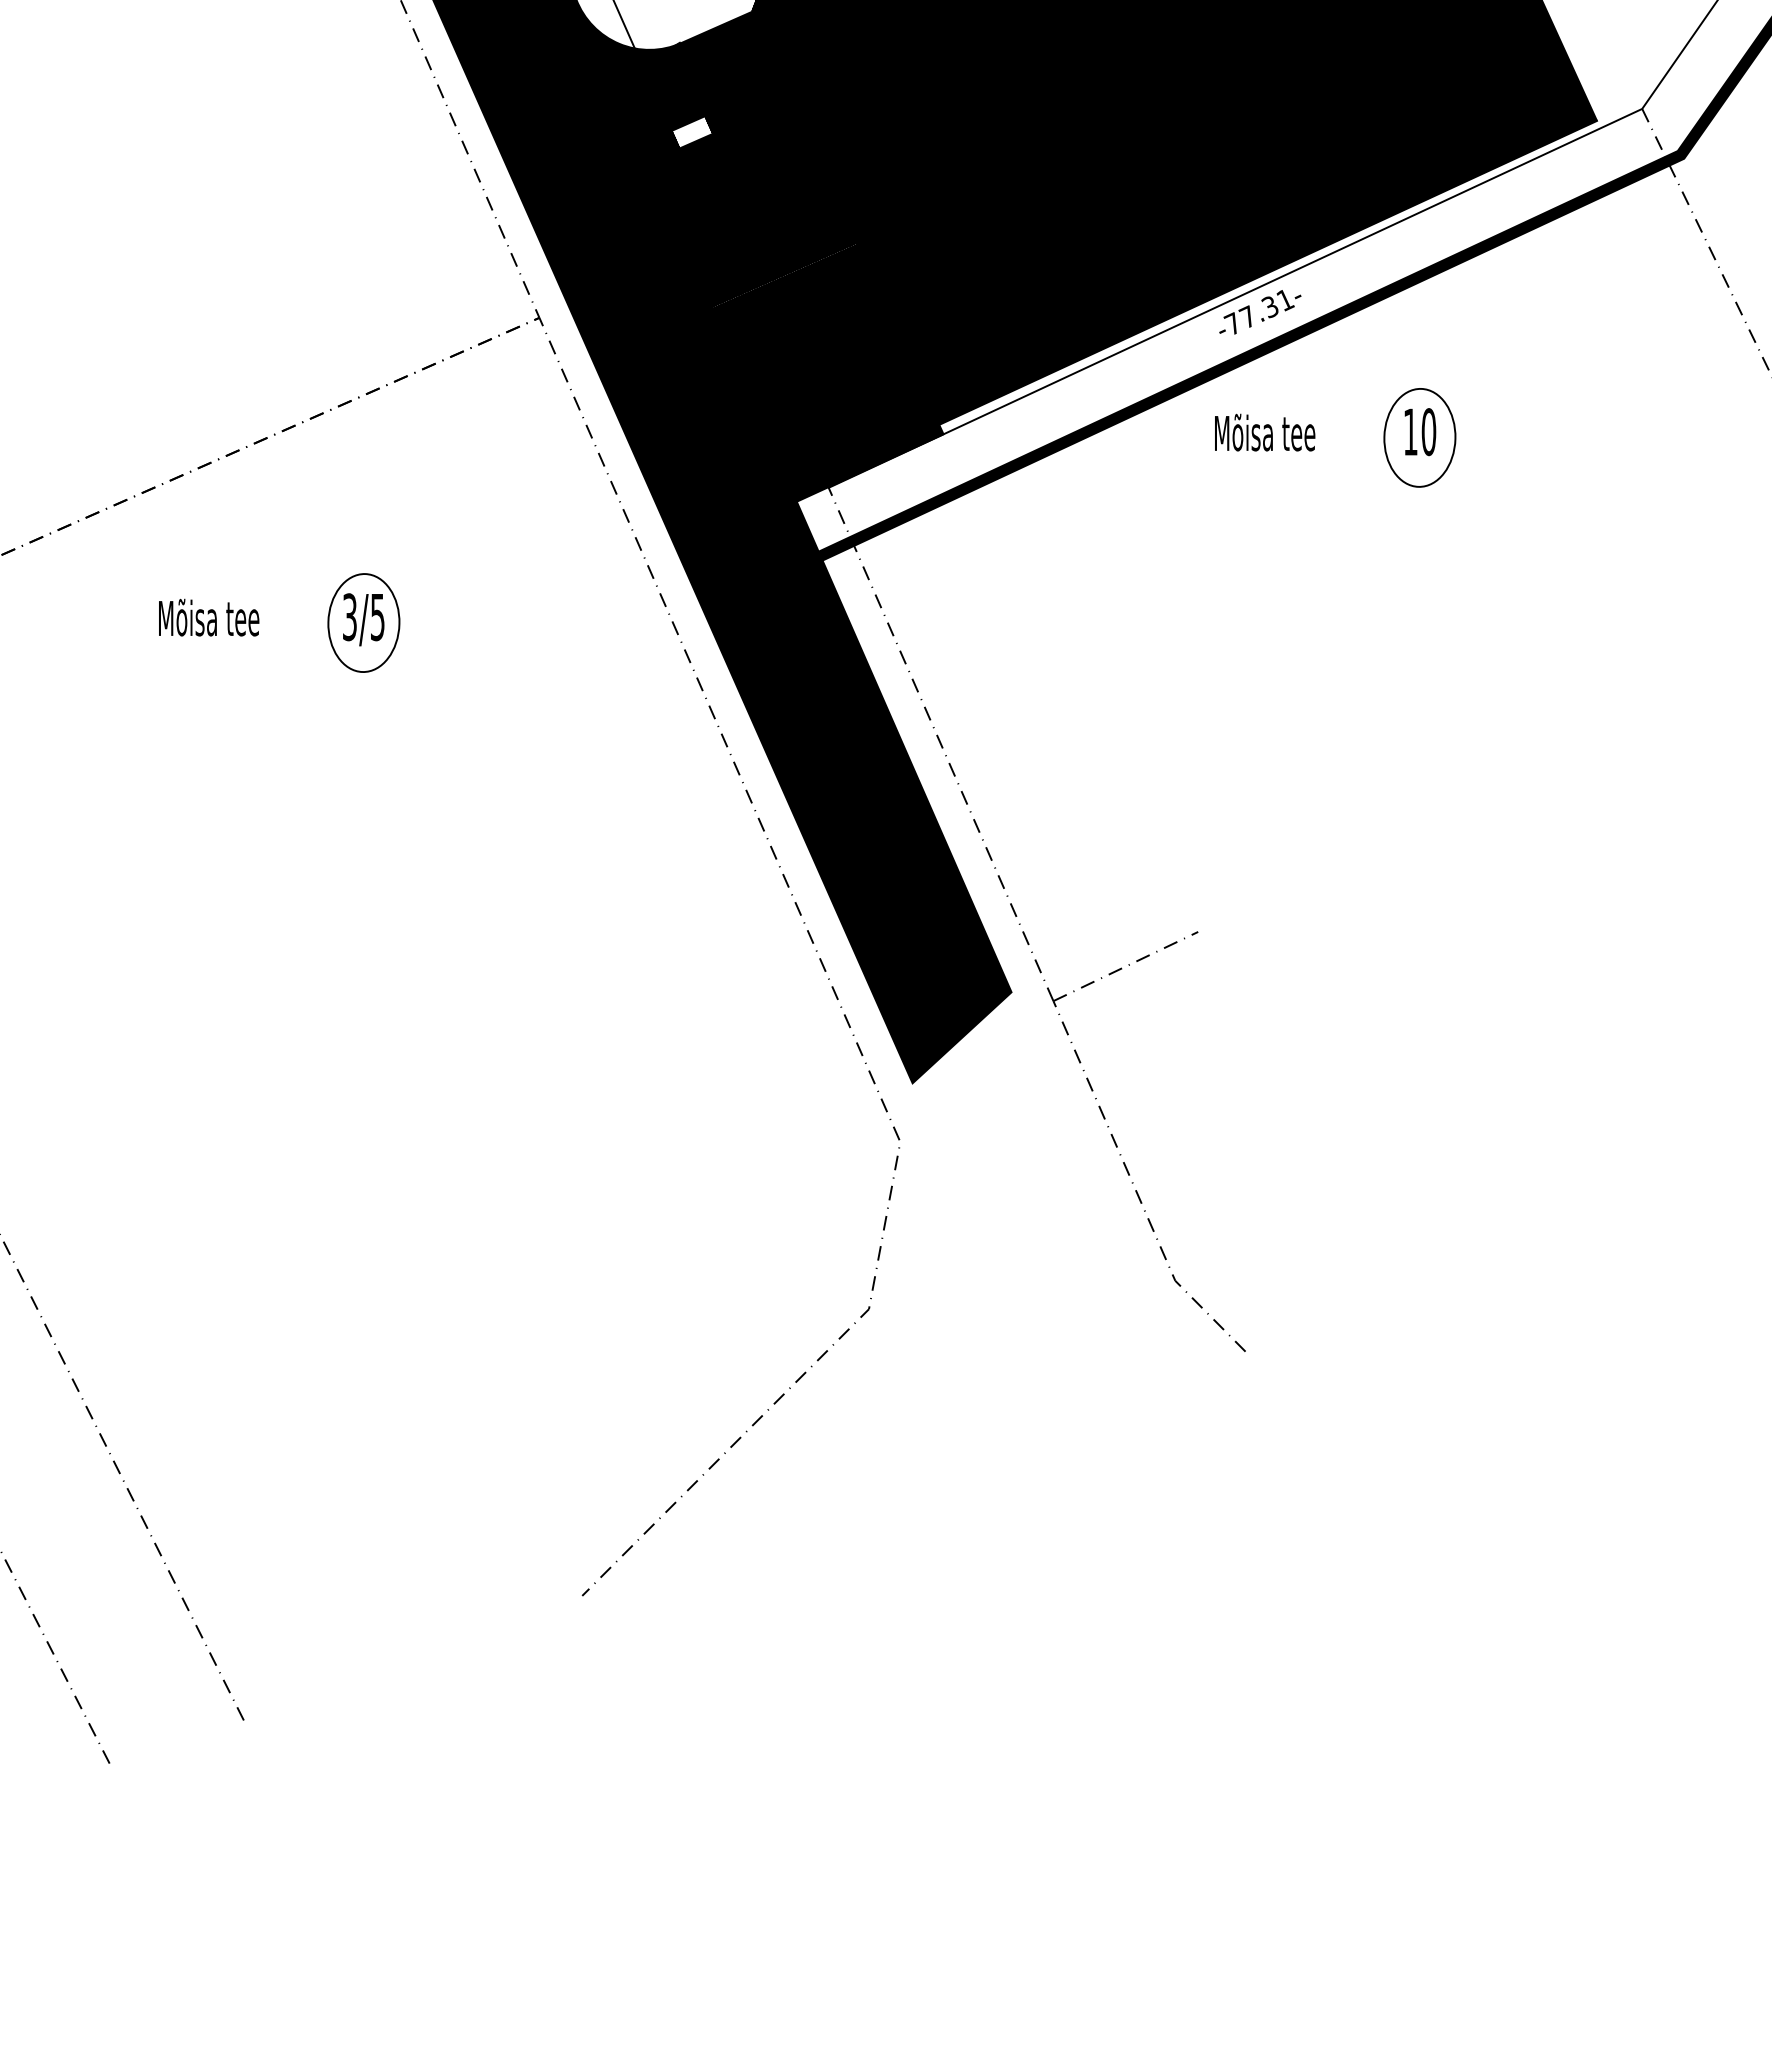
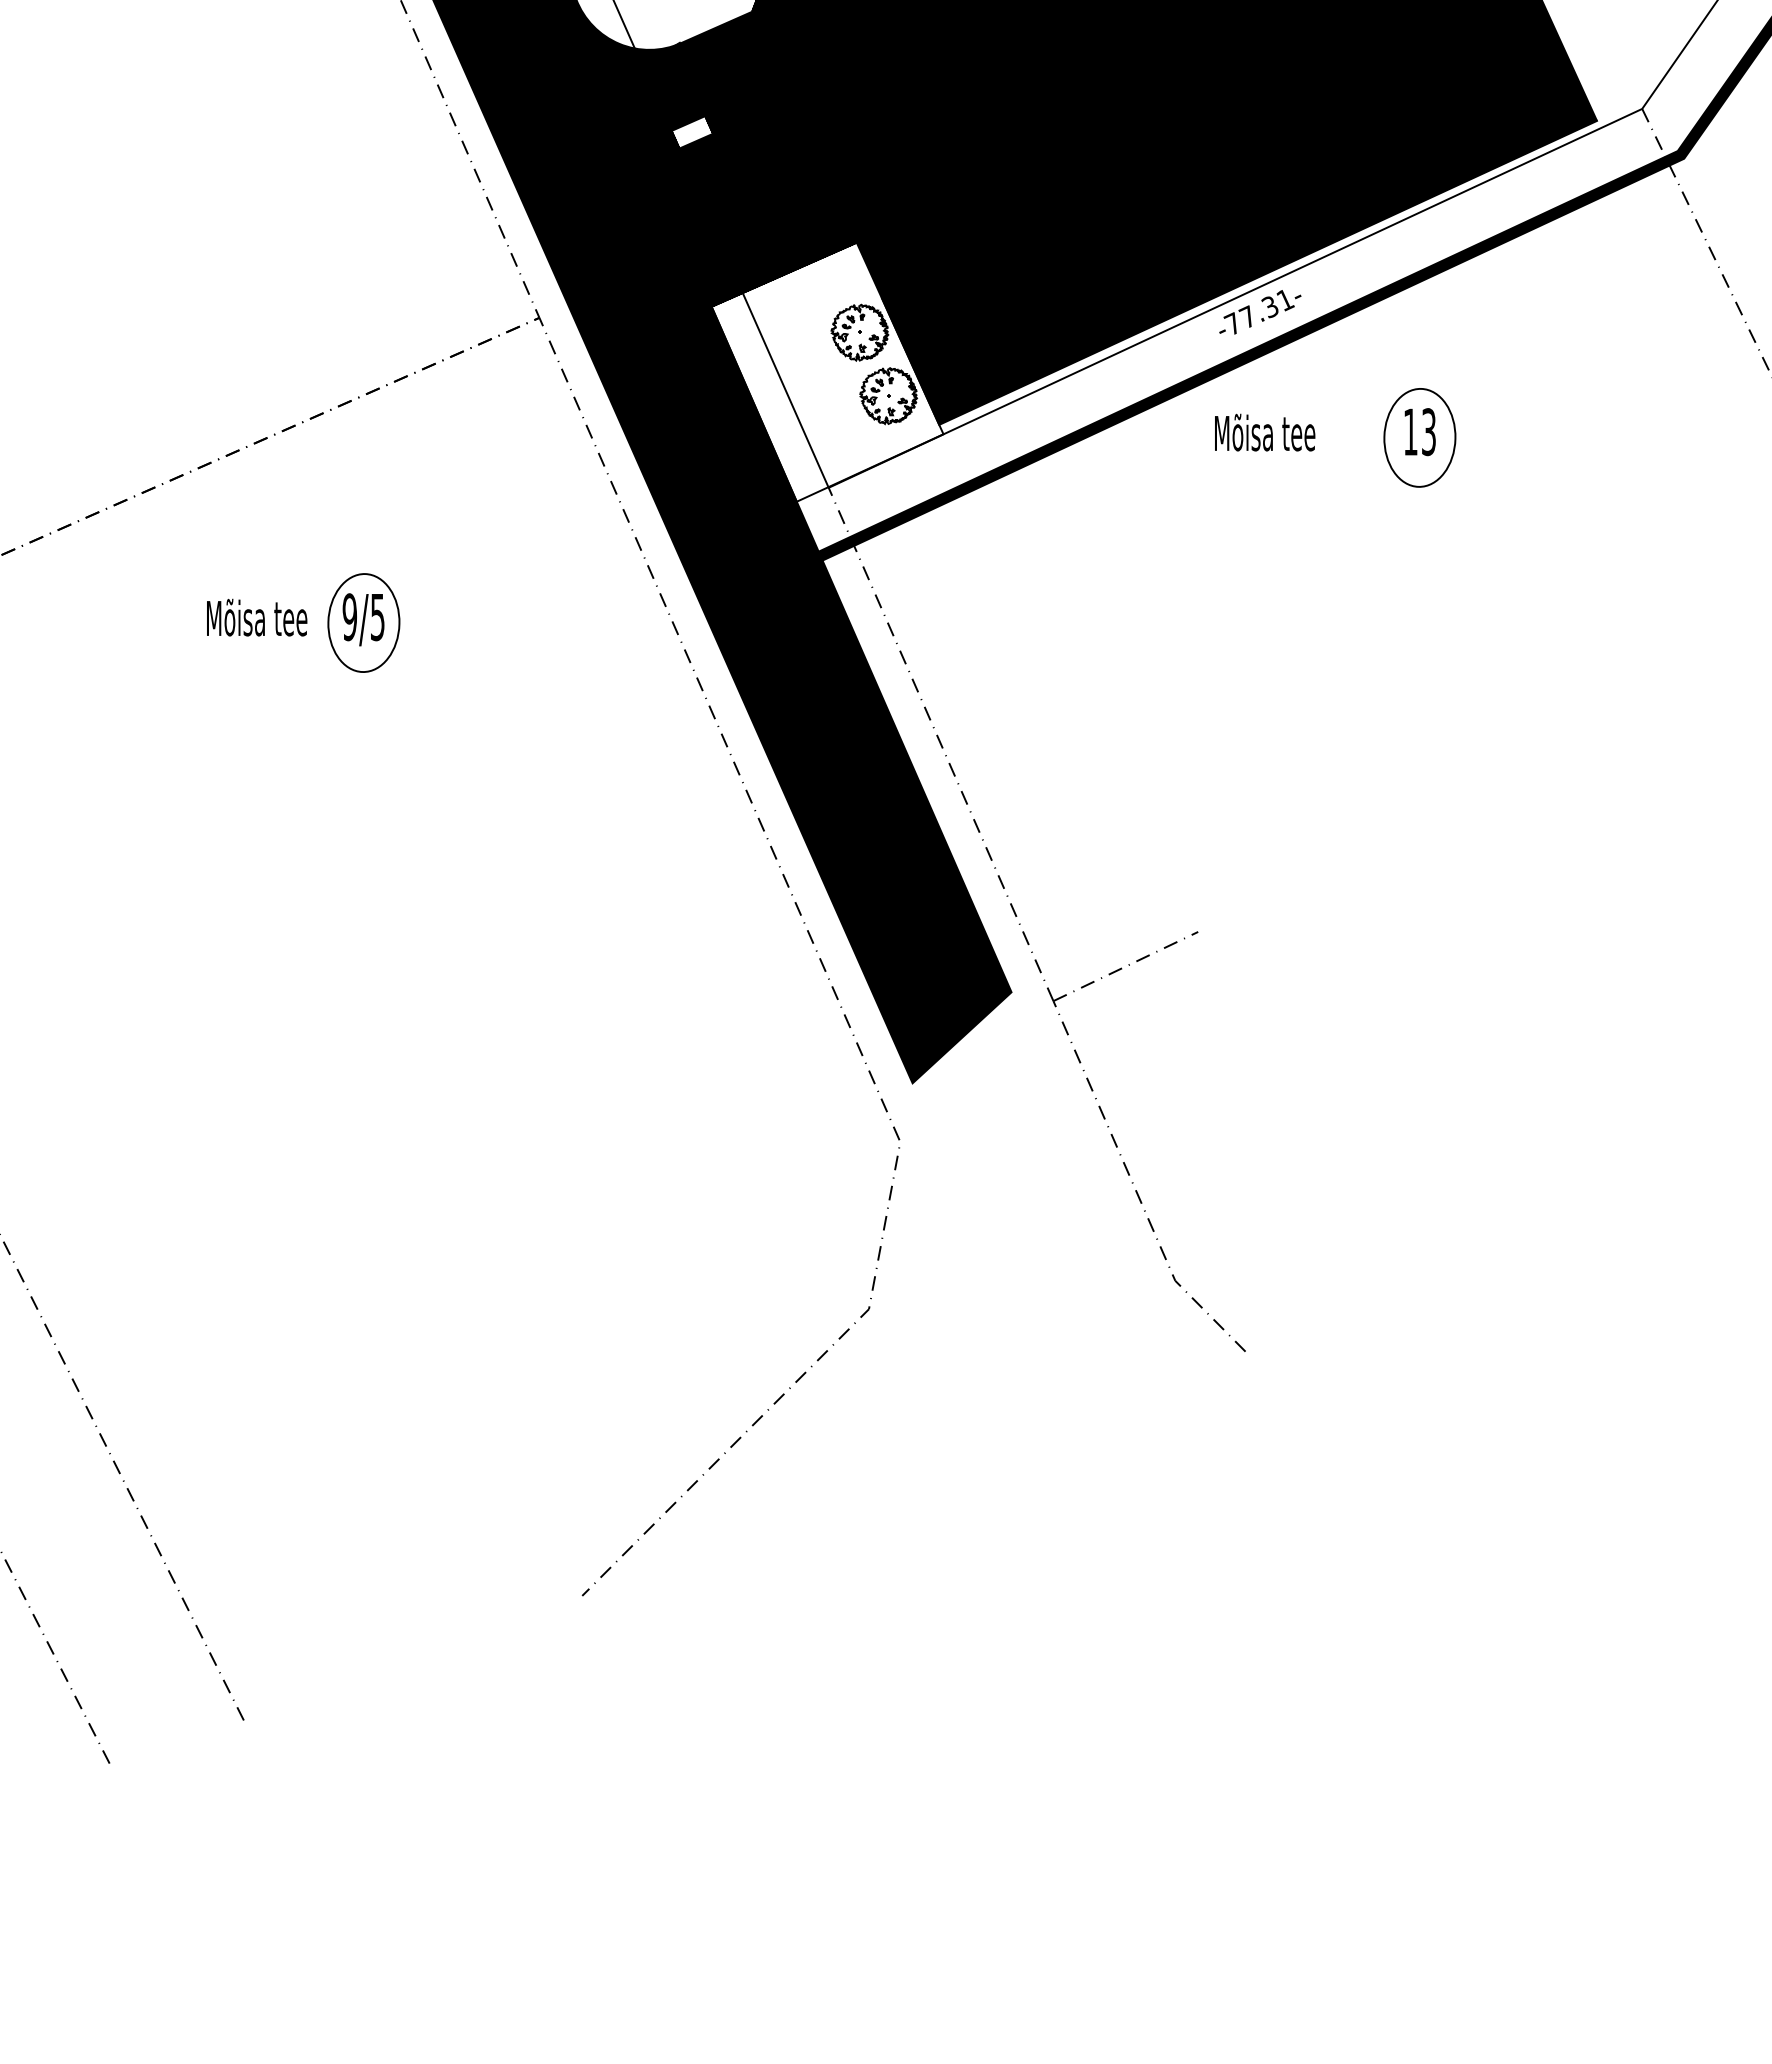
fill: present -> none (823, 347)
text: 10 -> 13 (1428, 432)
text position: (209, 617) -> (257, 617) (257, 617)
text: 3/5 -> 9/5 (349, 617)
